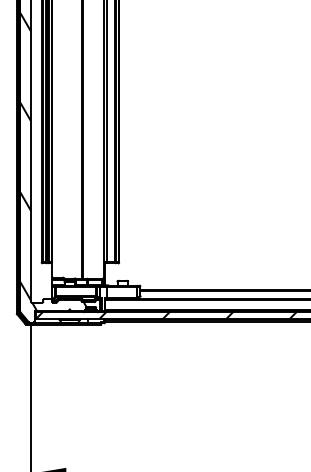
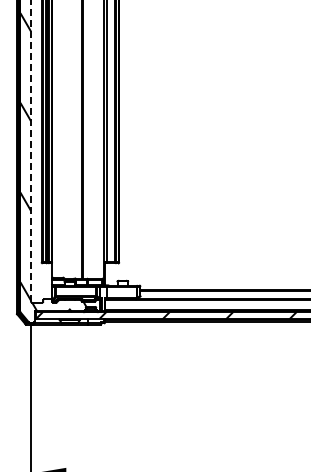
line: solid -> dashed (31, 150)
